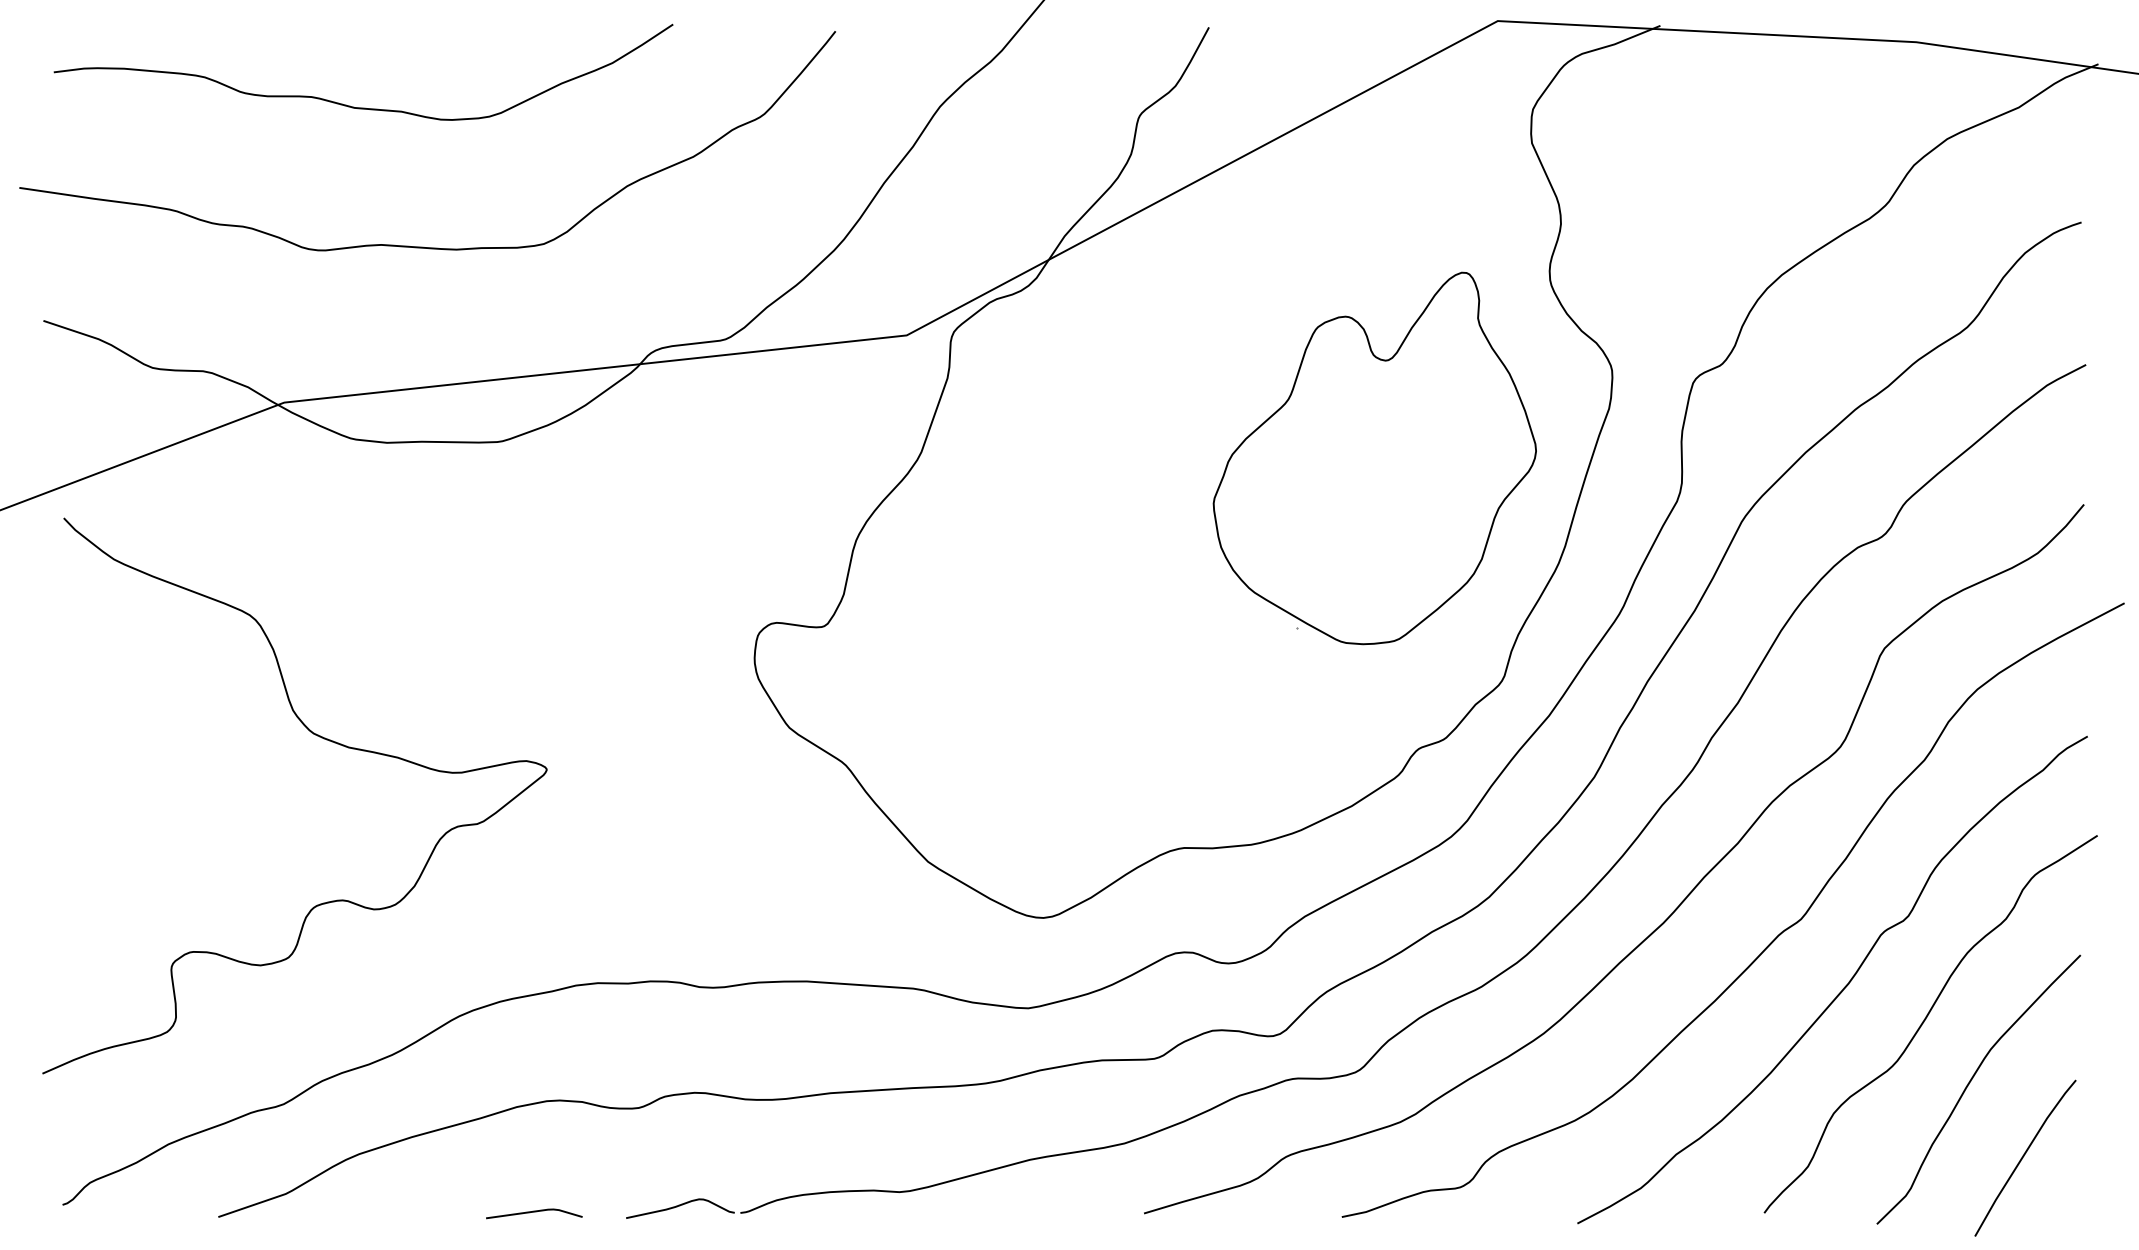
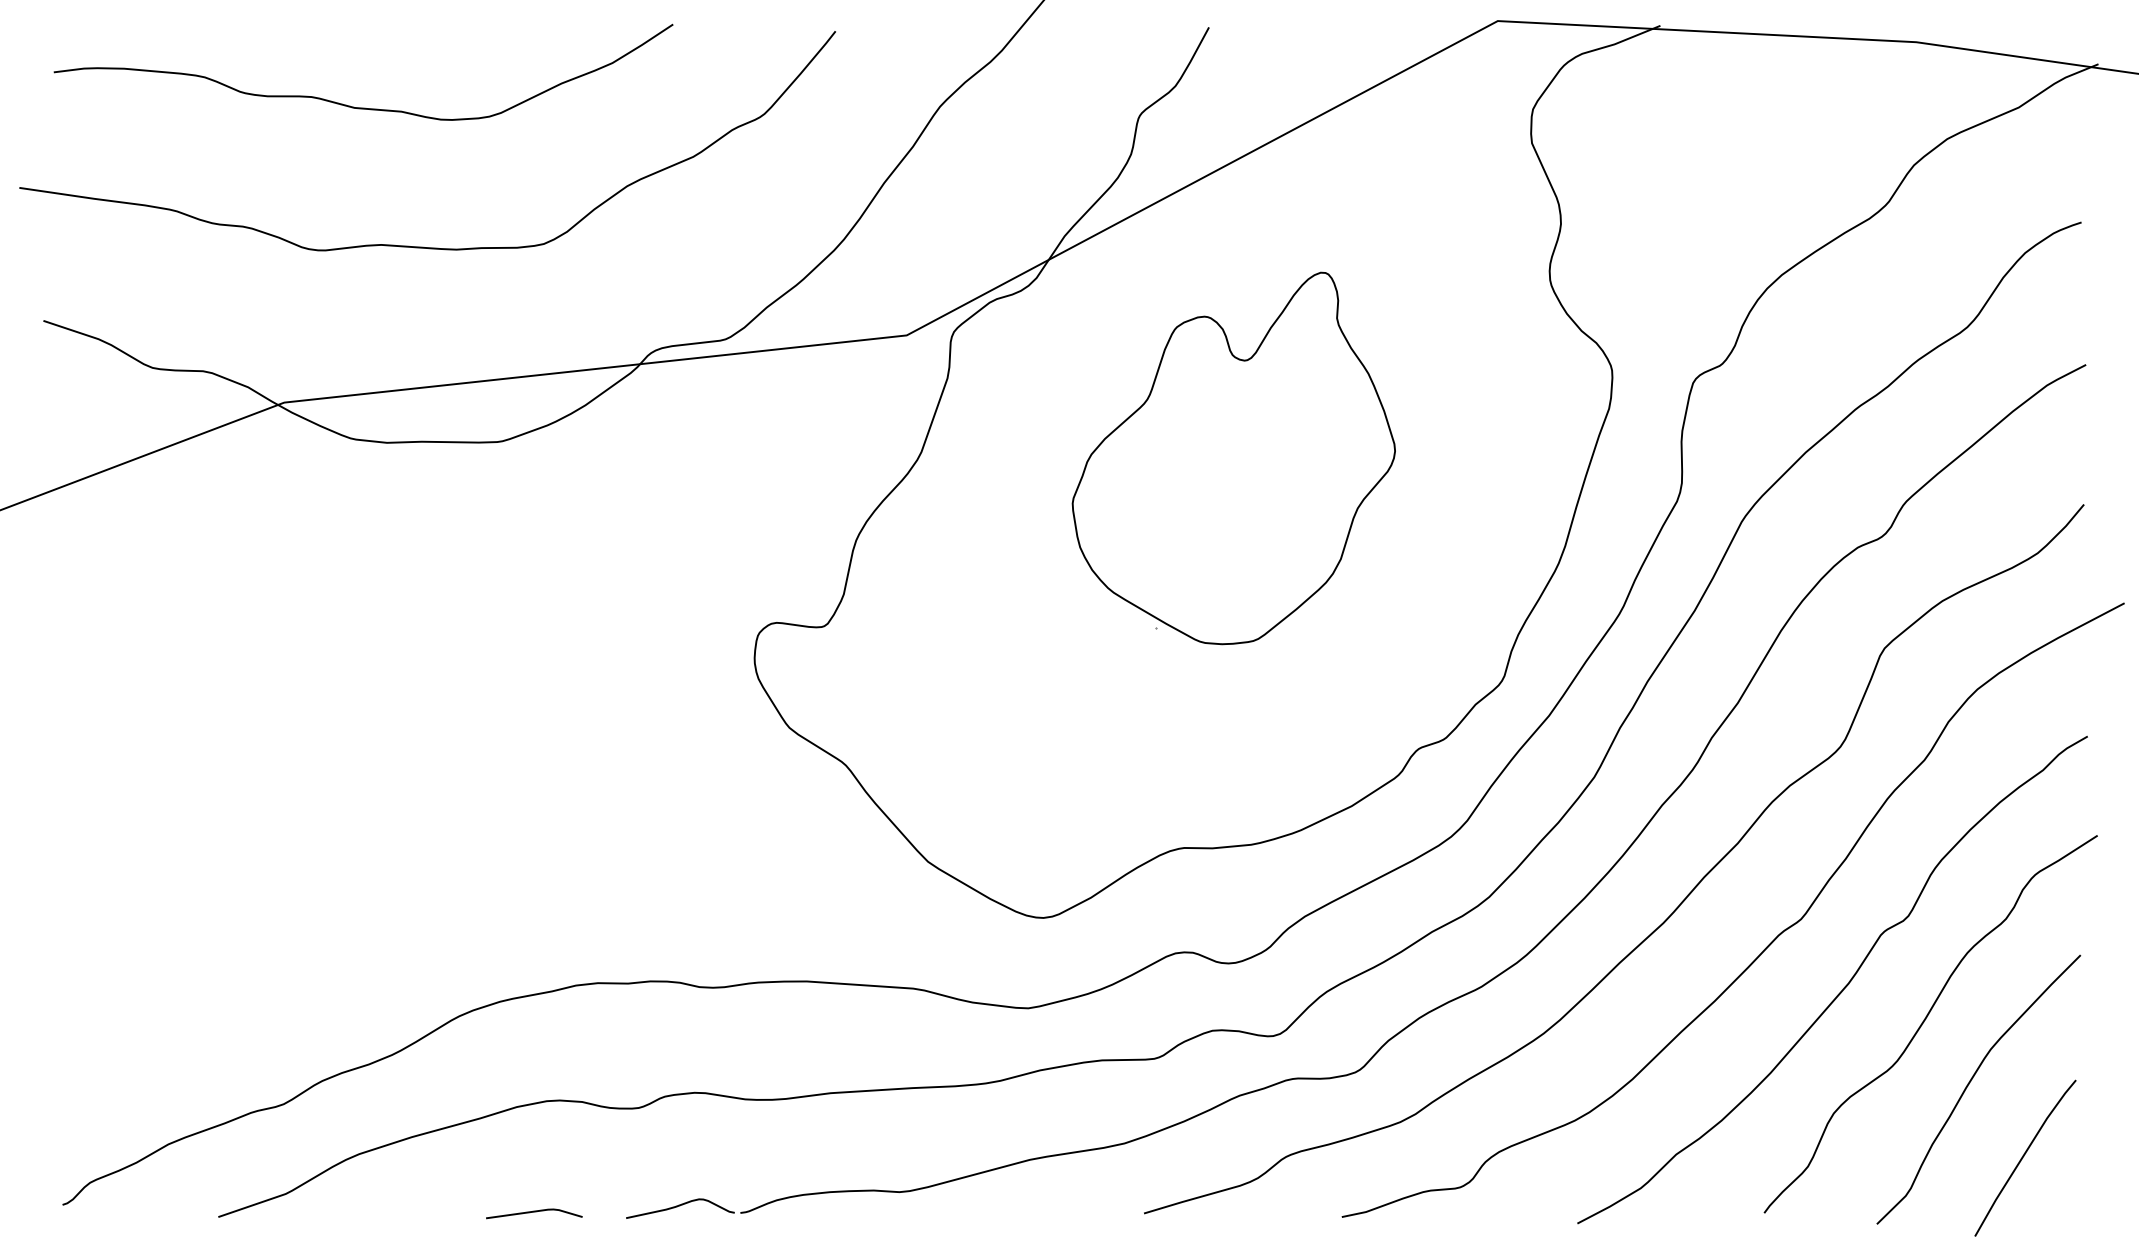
part position: (1374, 458) -> (1233, 458) (1233, 458)
curve: present -> none (321, 738)
